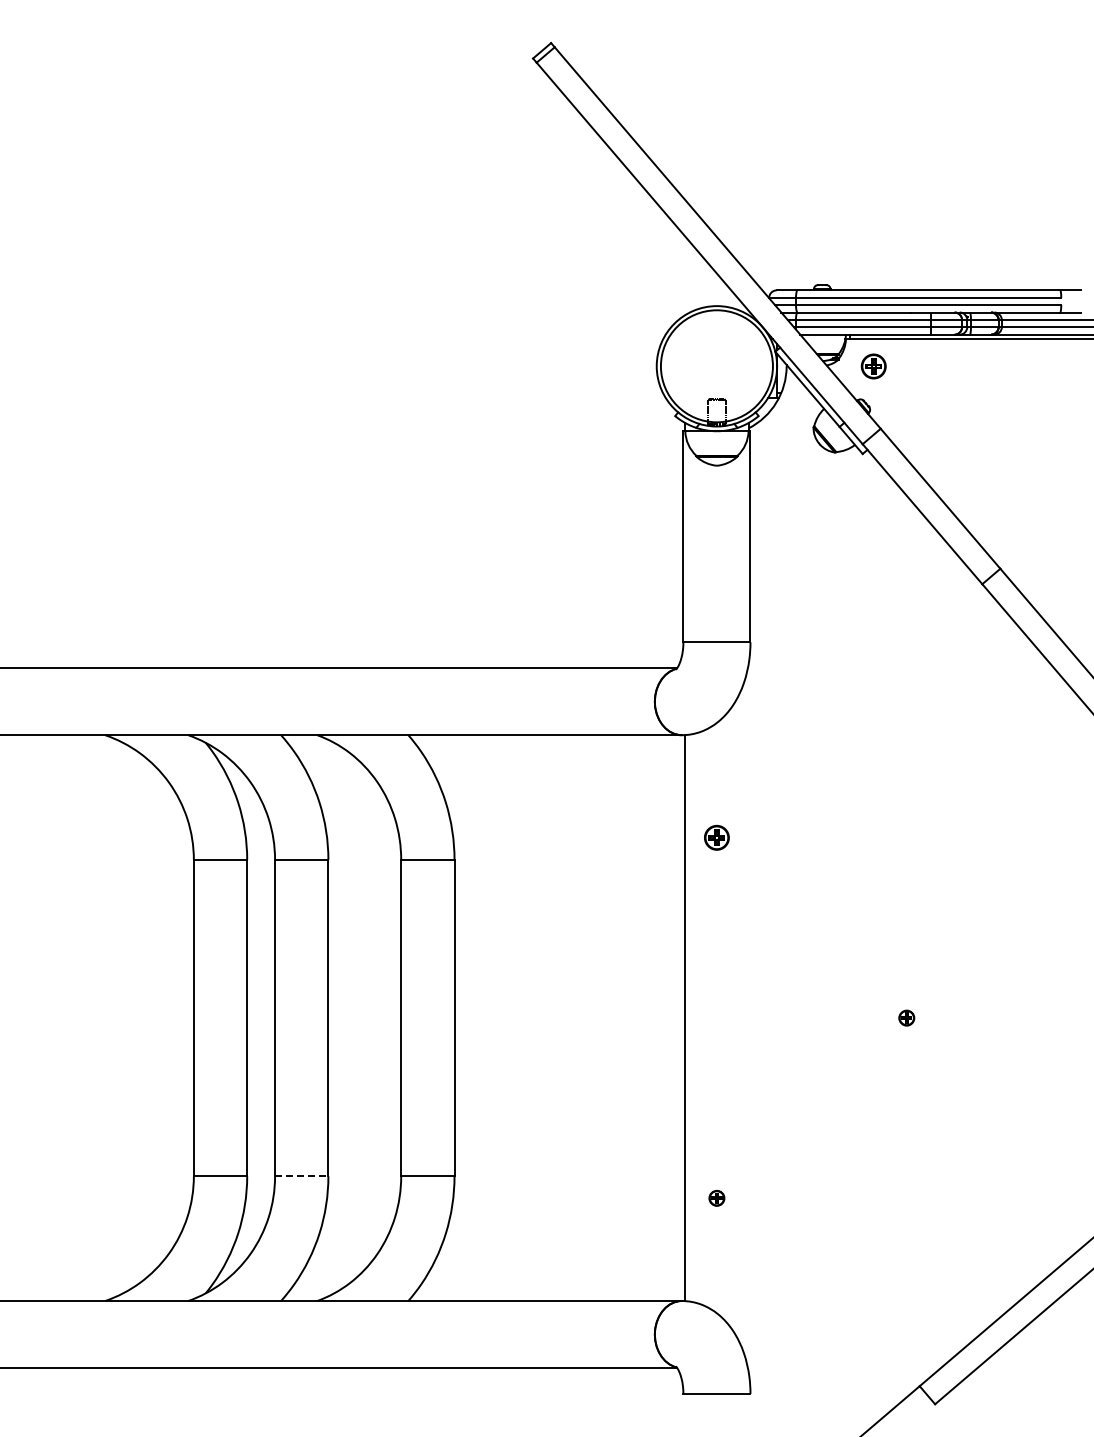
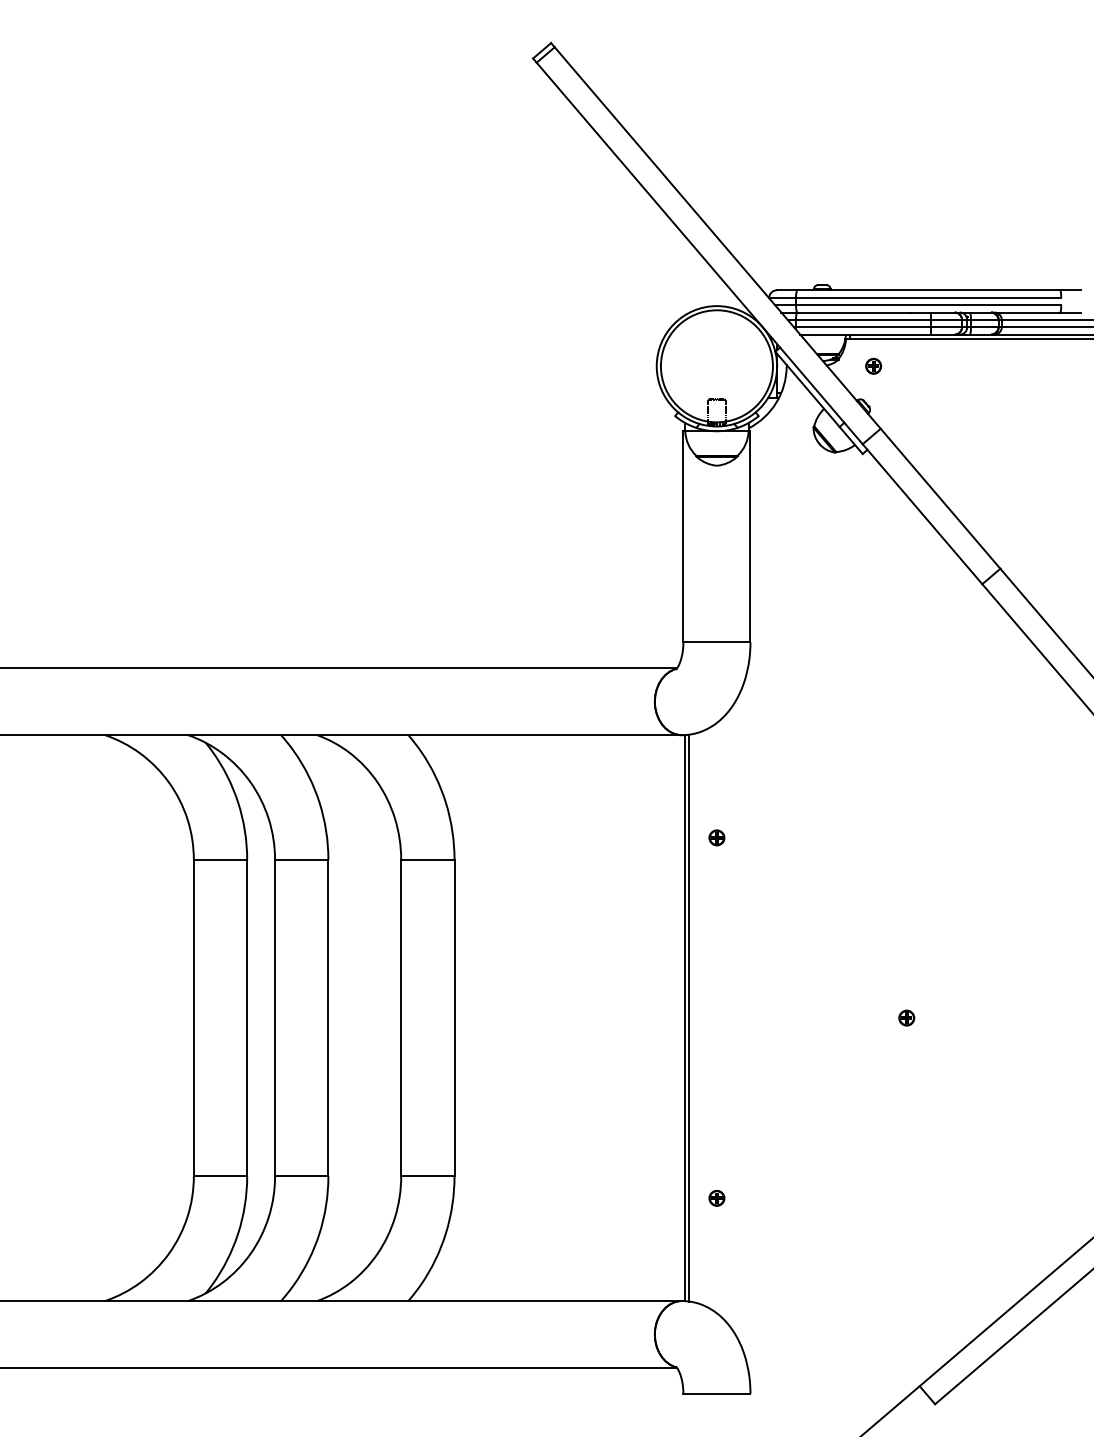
part size: 27x27 px -> 17x18 px (873, 365)
part size: 26x27 px -> 18x18 px (716, 837)
line: none -> present (689, 1017)
line: dashed -> solid (301, 1176)
